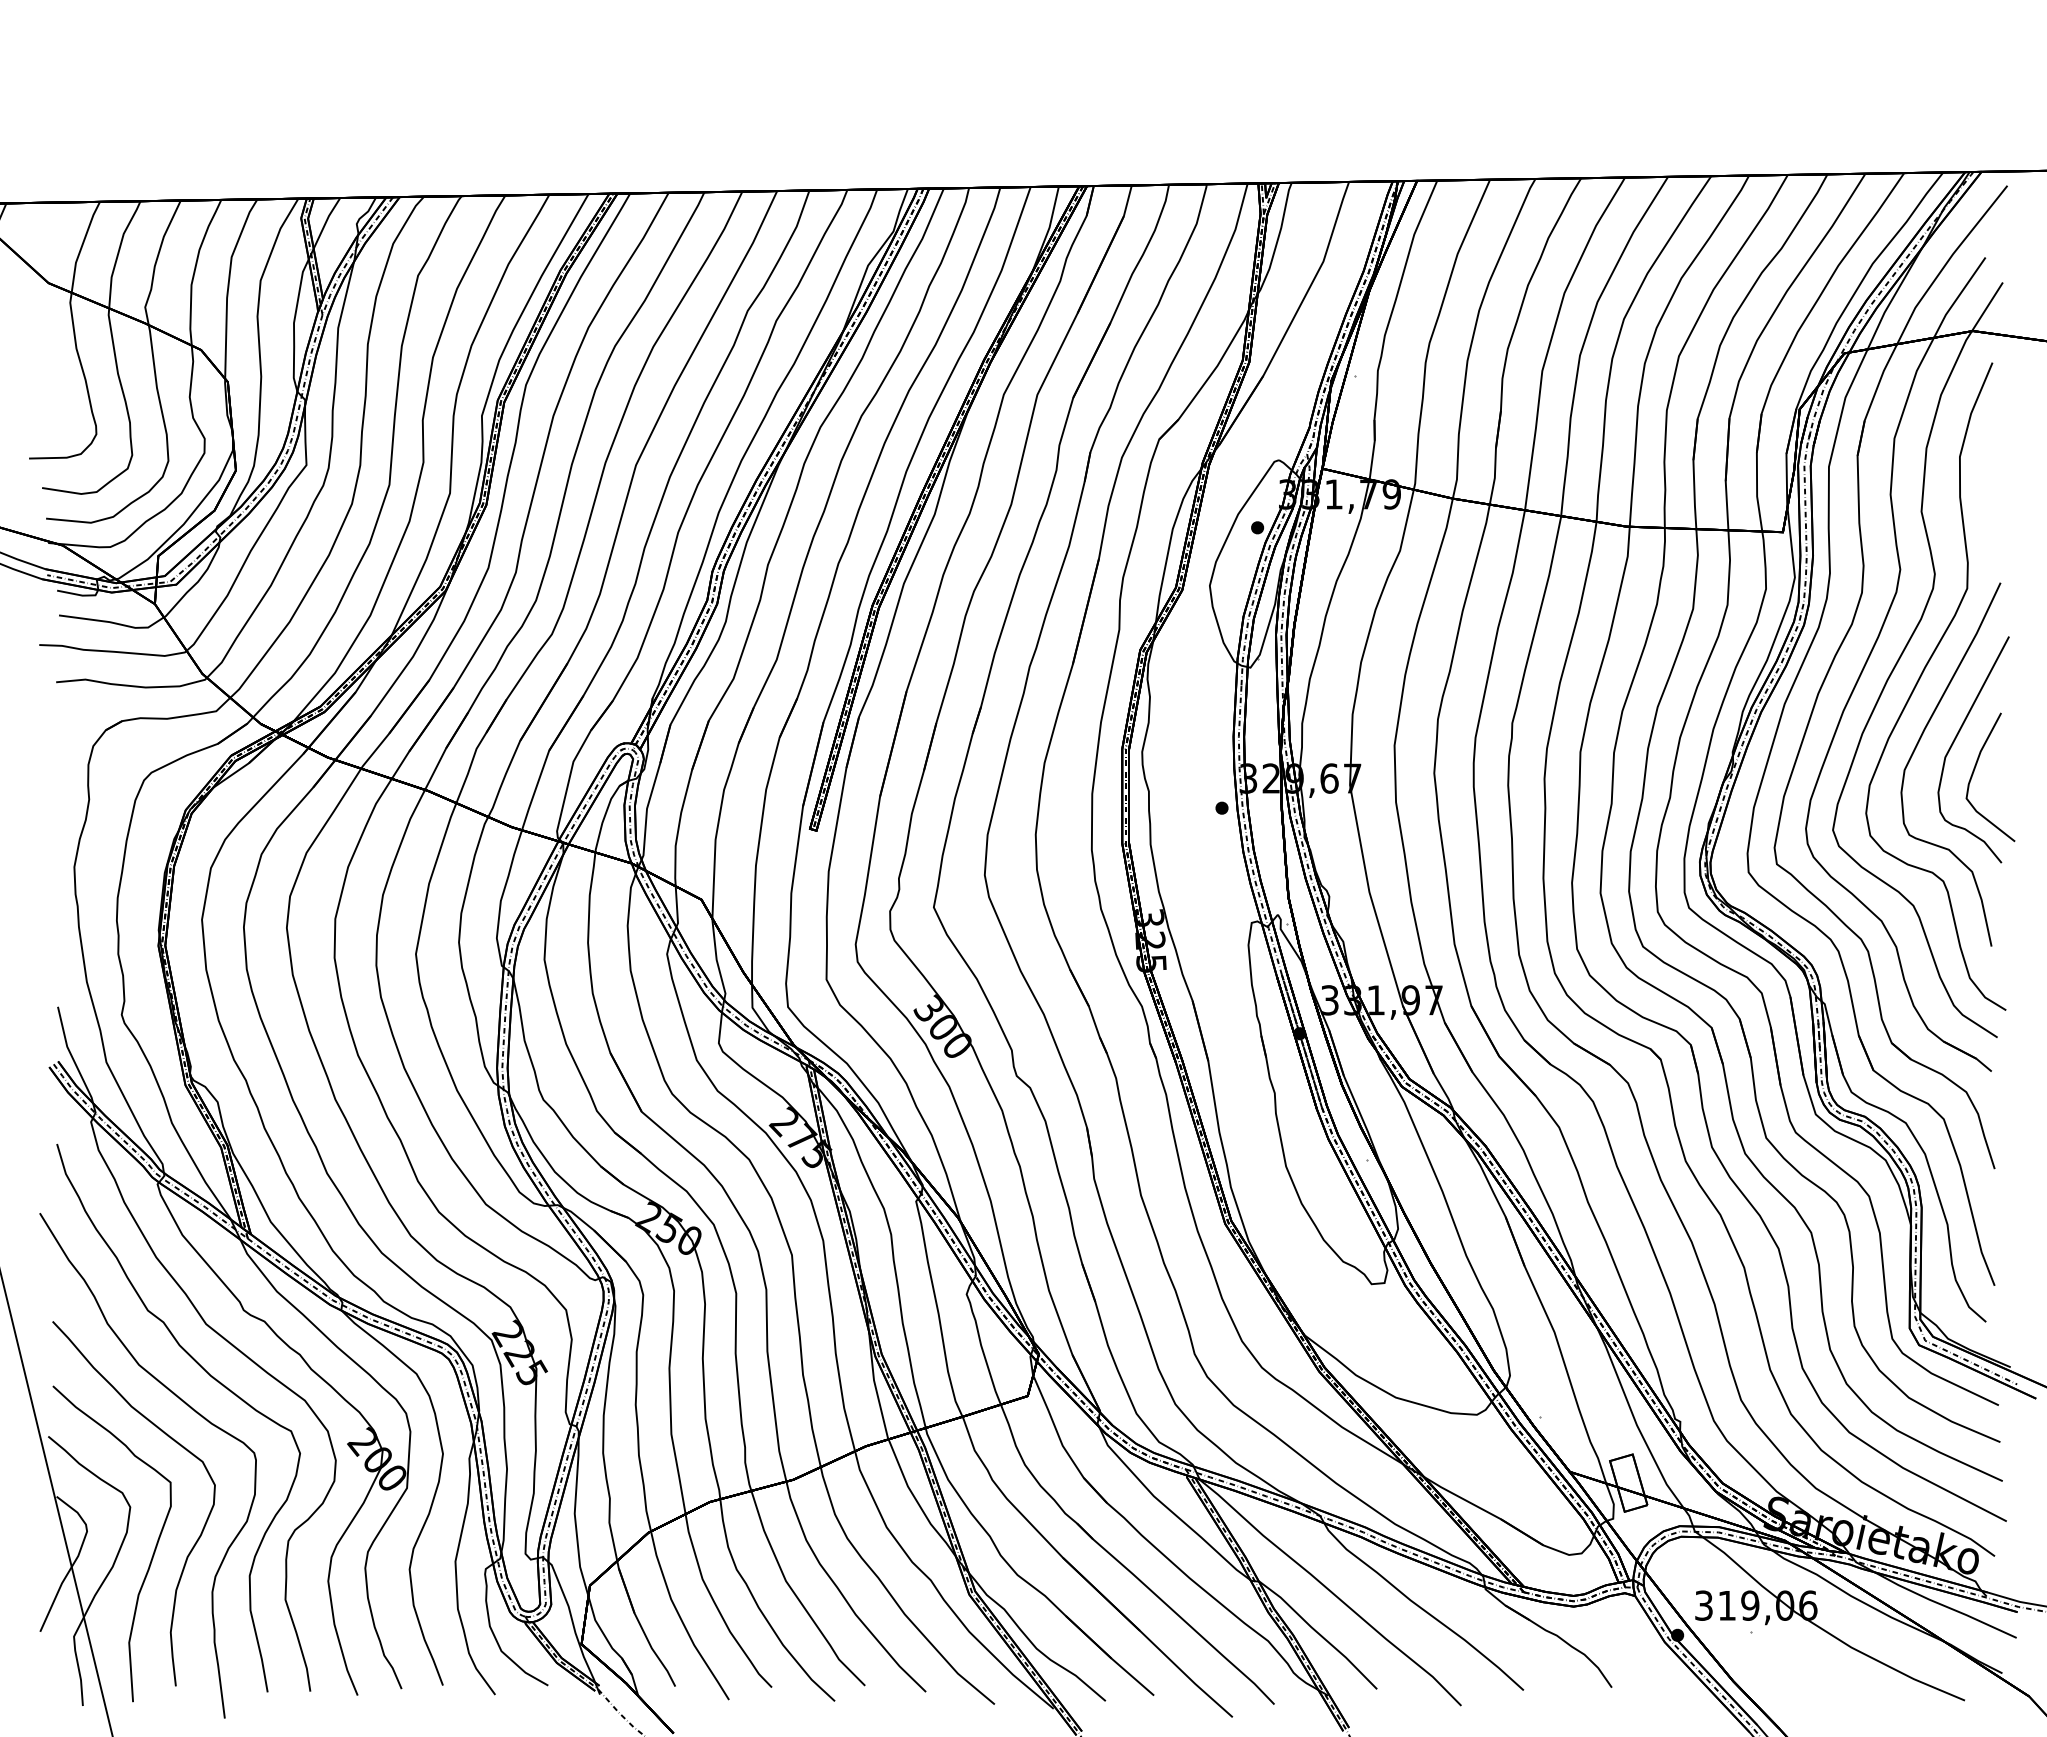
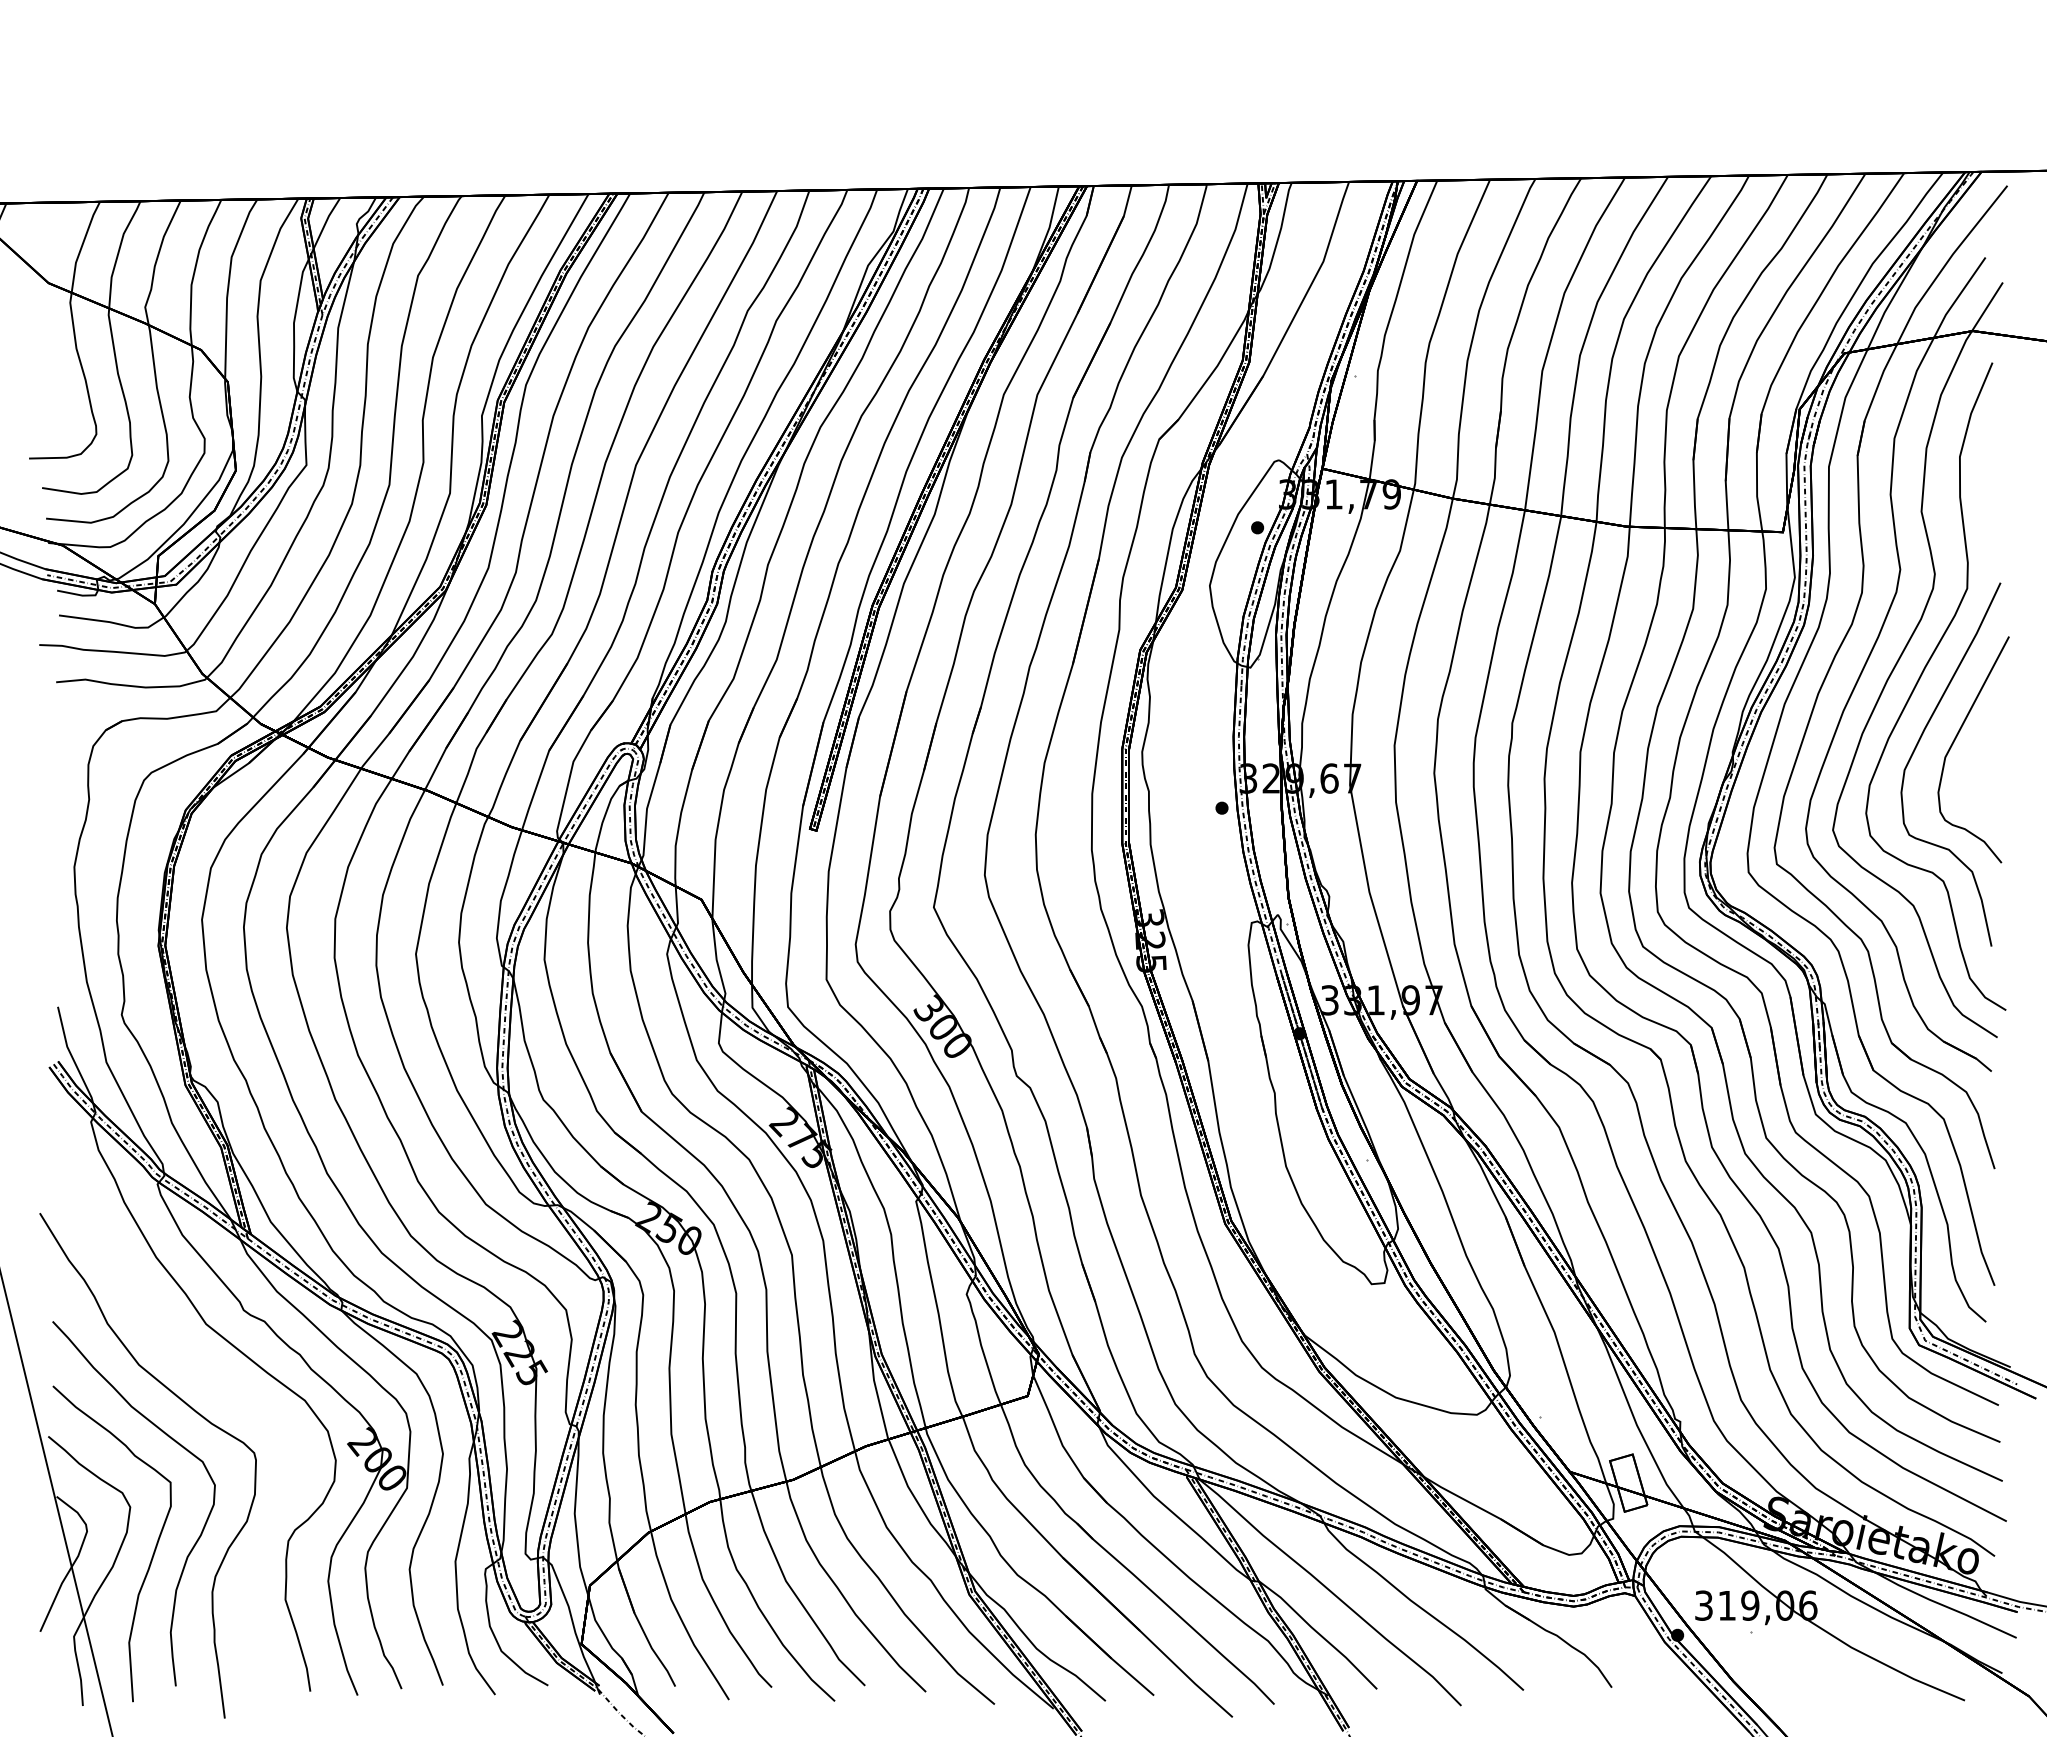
curve: present -> none (1975, 769)
curve: present -> none (213, 1379)
